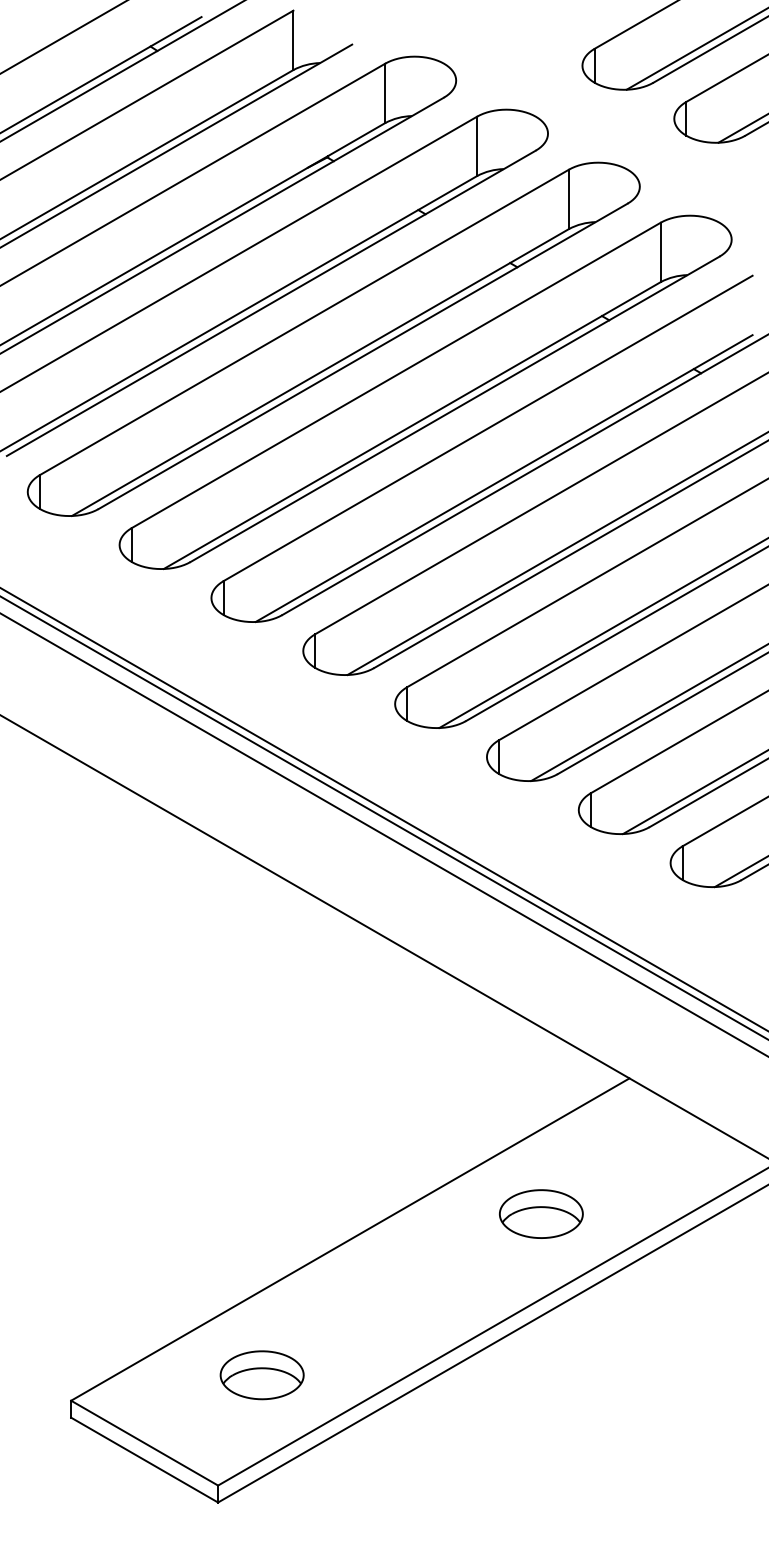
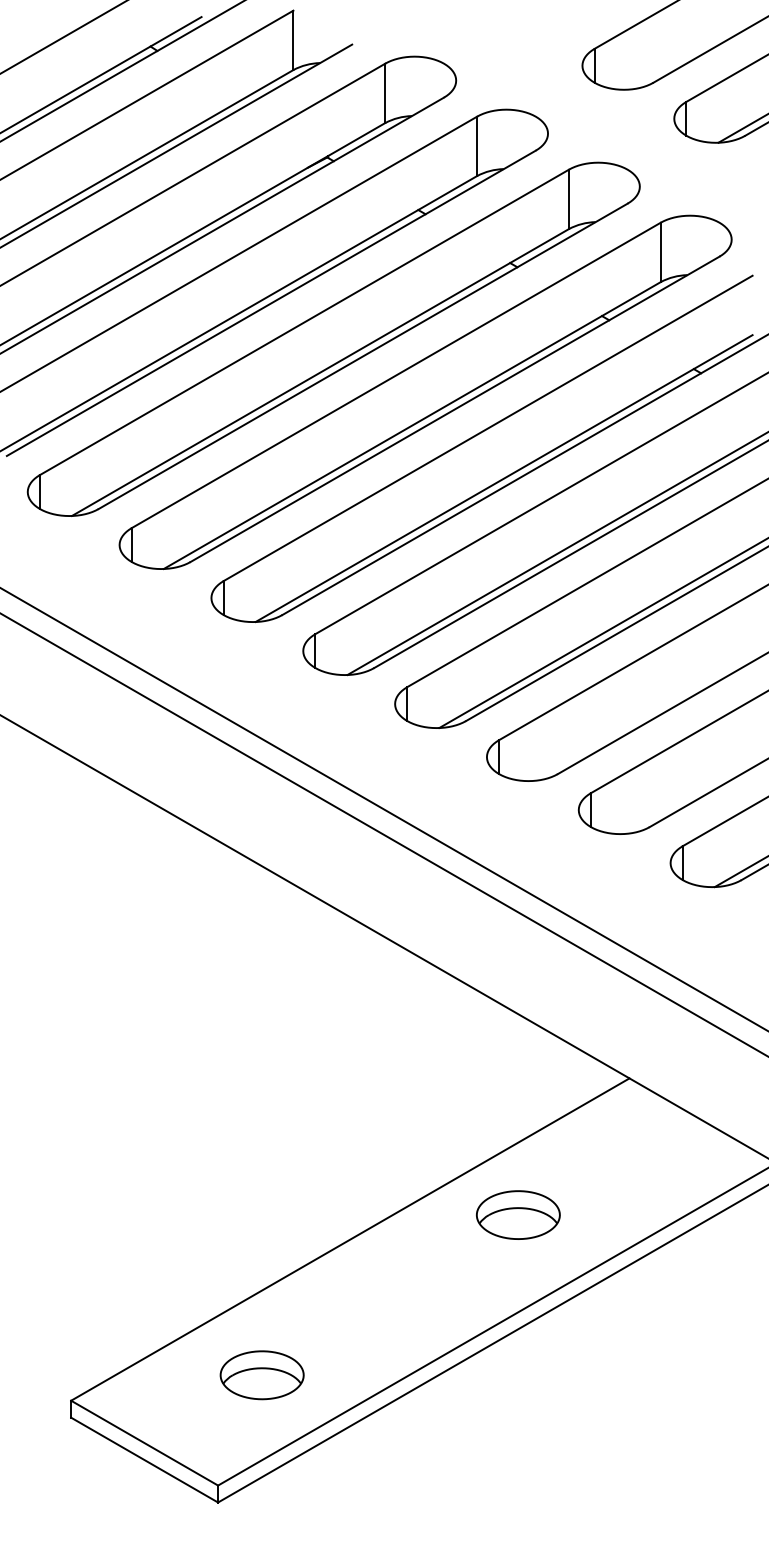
line: present -> none (695, 49)
line: present -> none (648, 713)
line: present -> none (693, 792)
line: present -> none (383, 817)
part position: (541, 1213) -> (518, 1214) (518, 1214)
